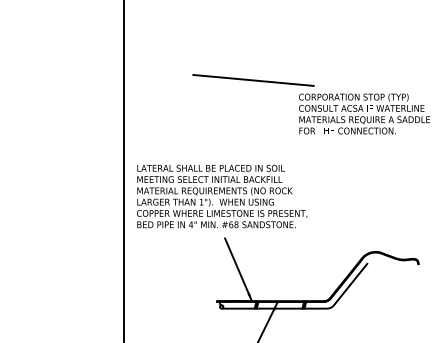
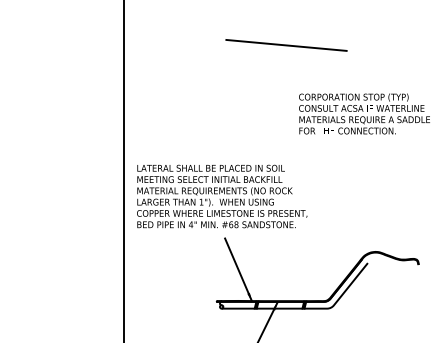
line position: (253, 80) -> (286, 45) (286, 45)
